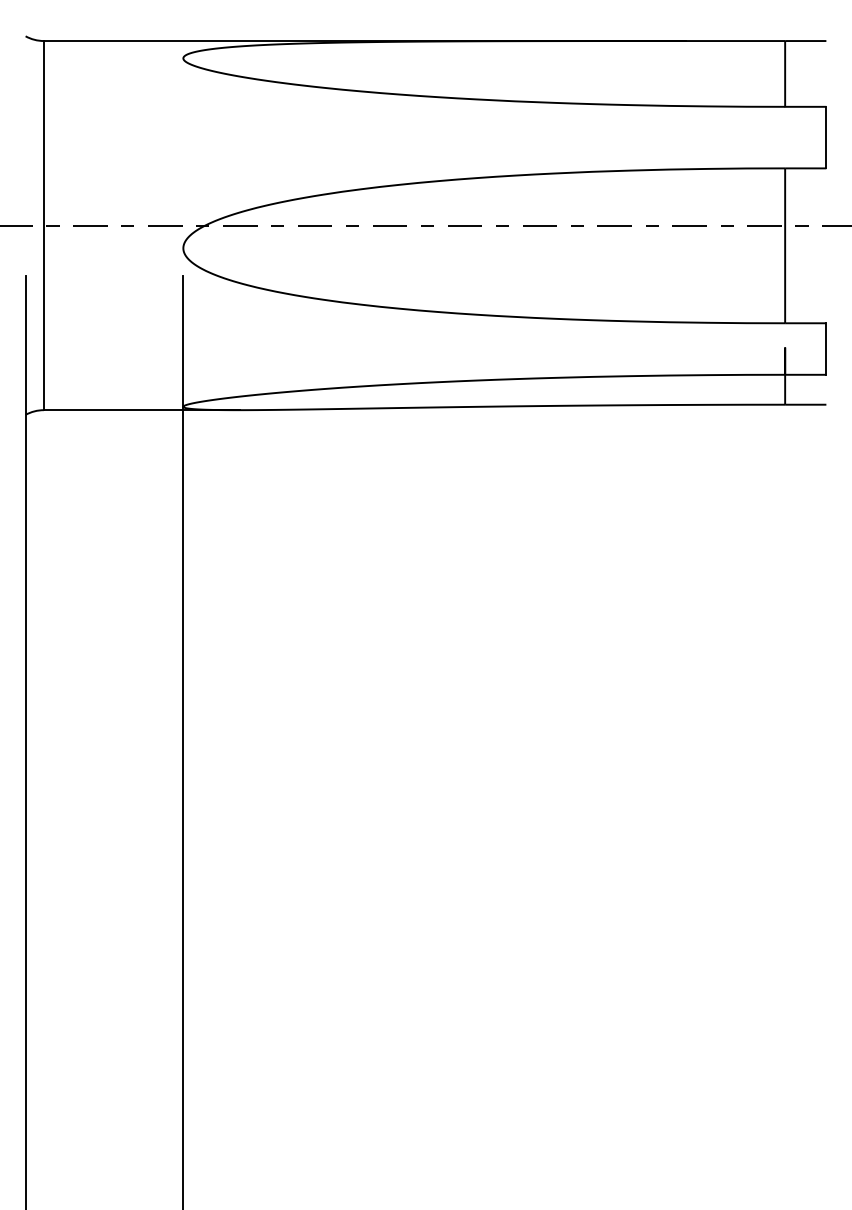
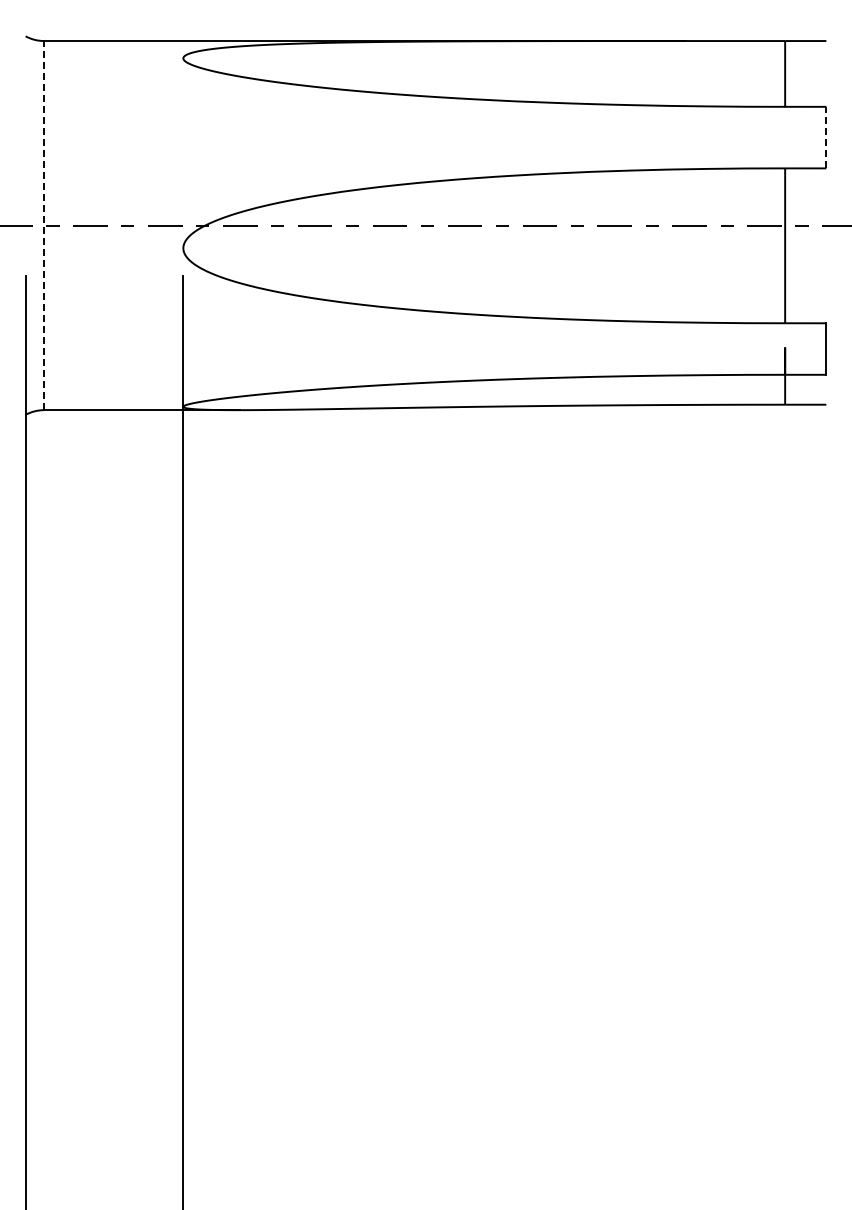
line: solid -> dashed (826, 137)
line: solid -> dashed (43, 225)
